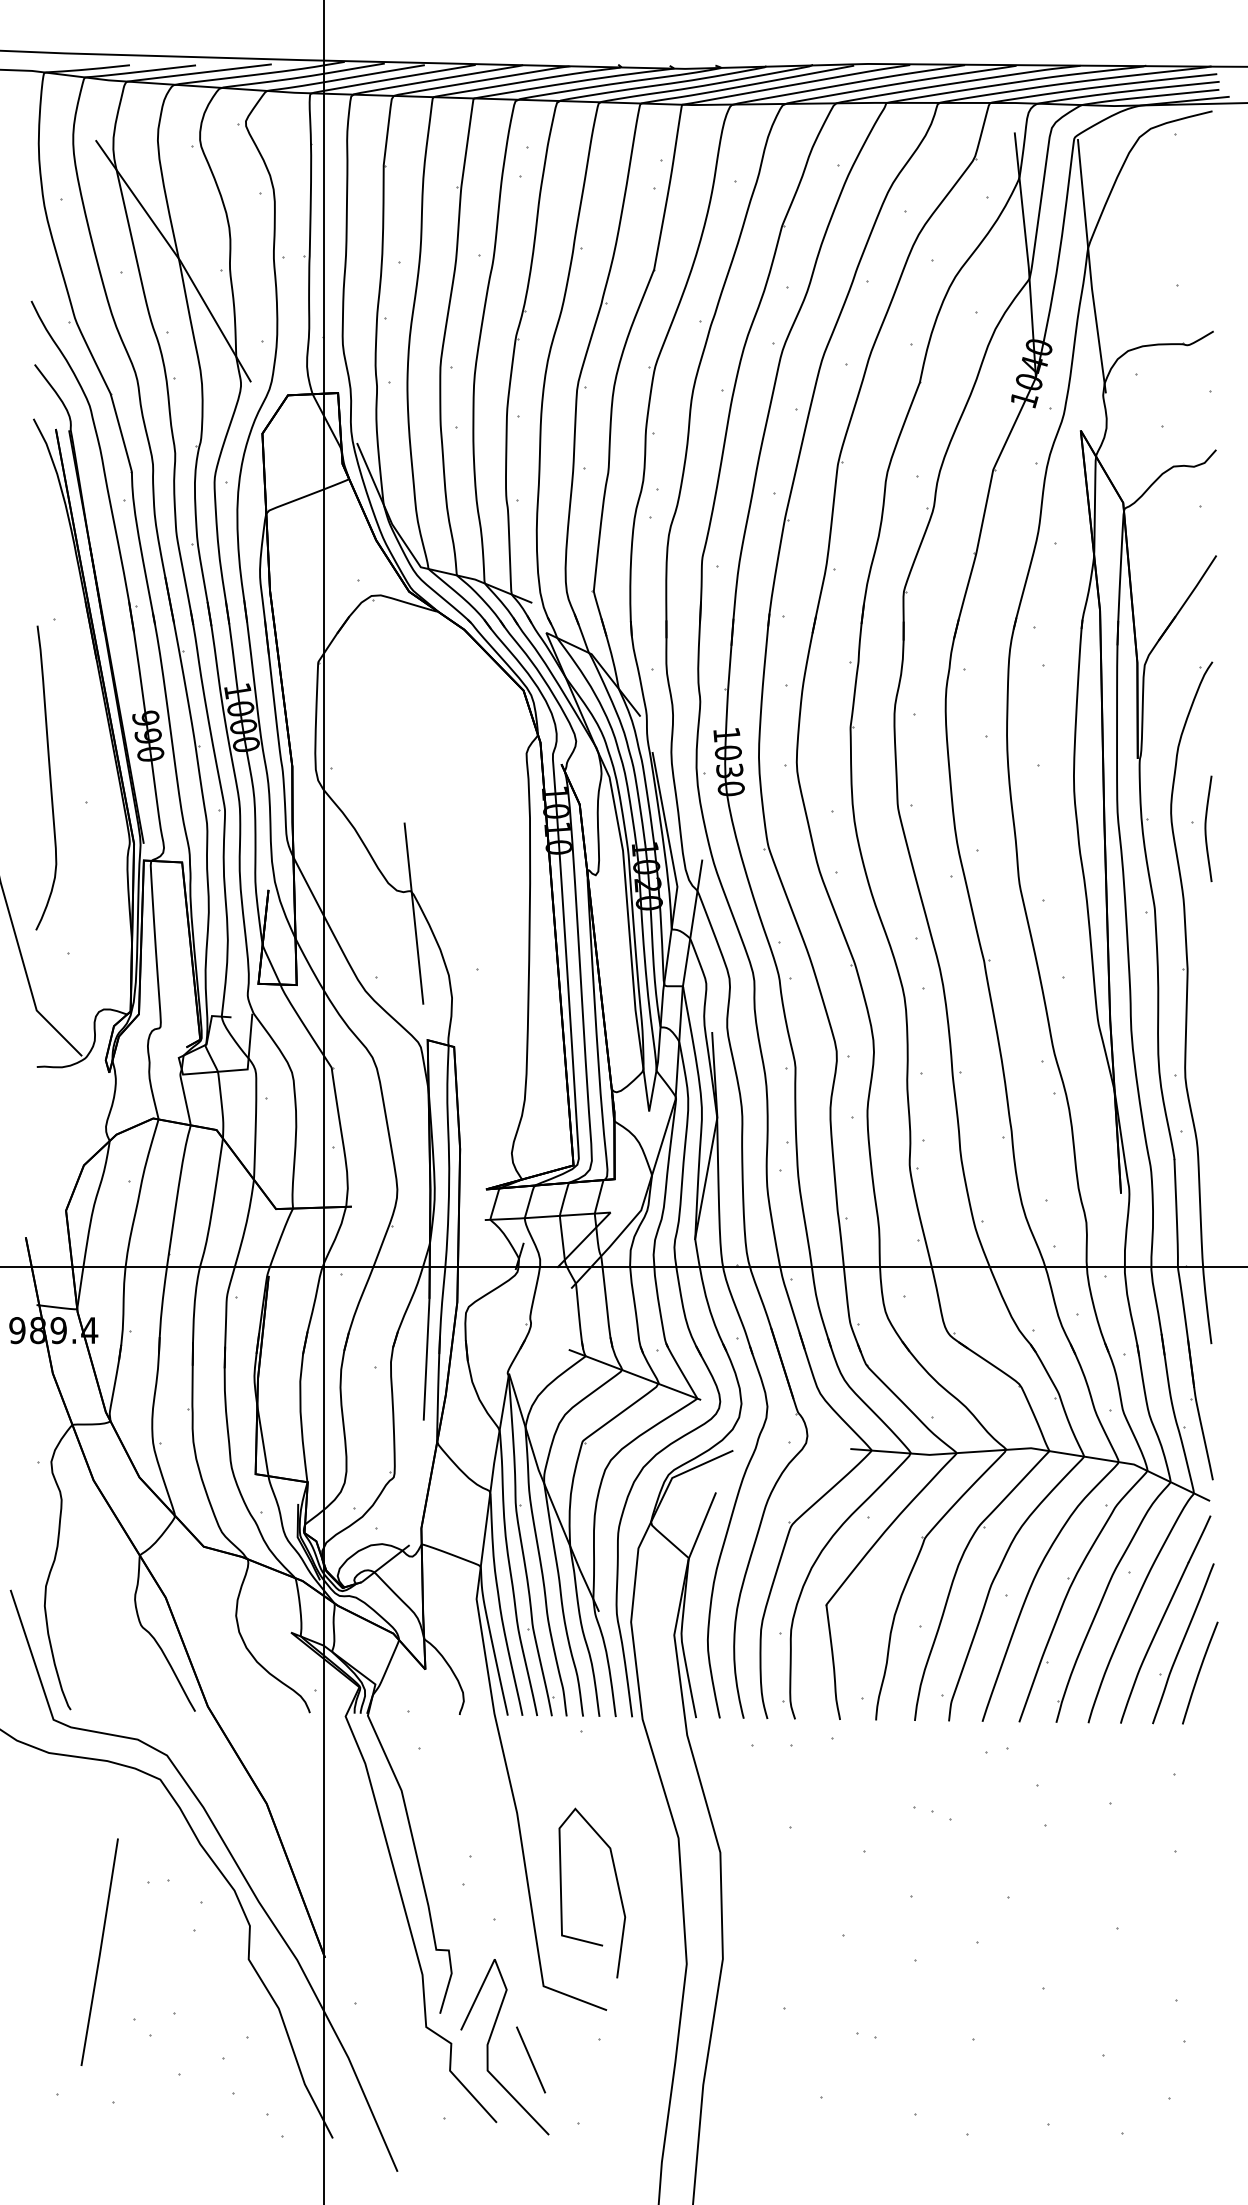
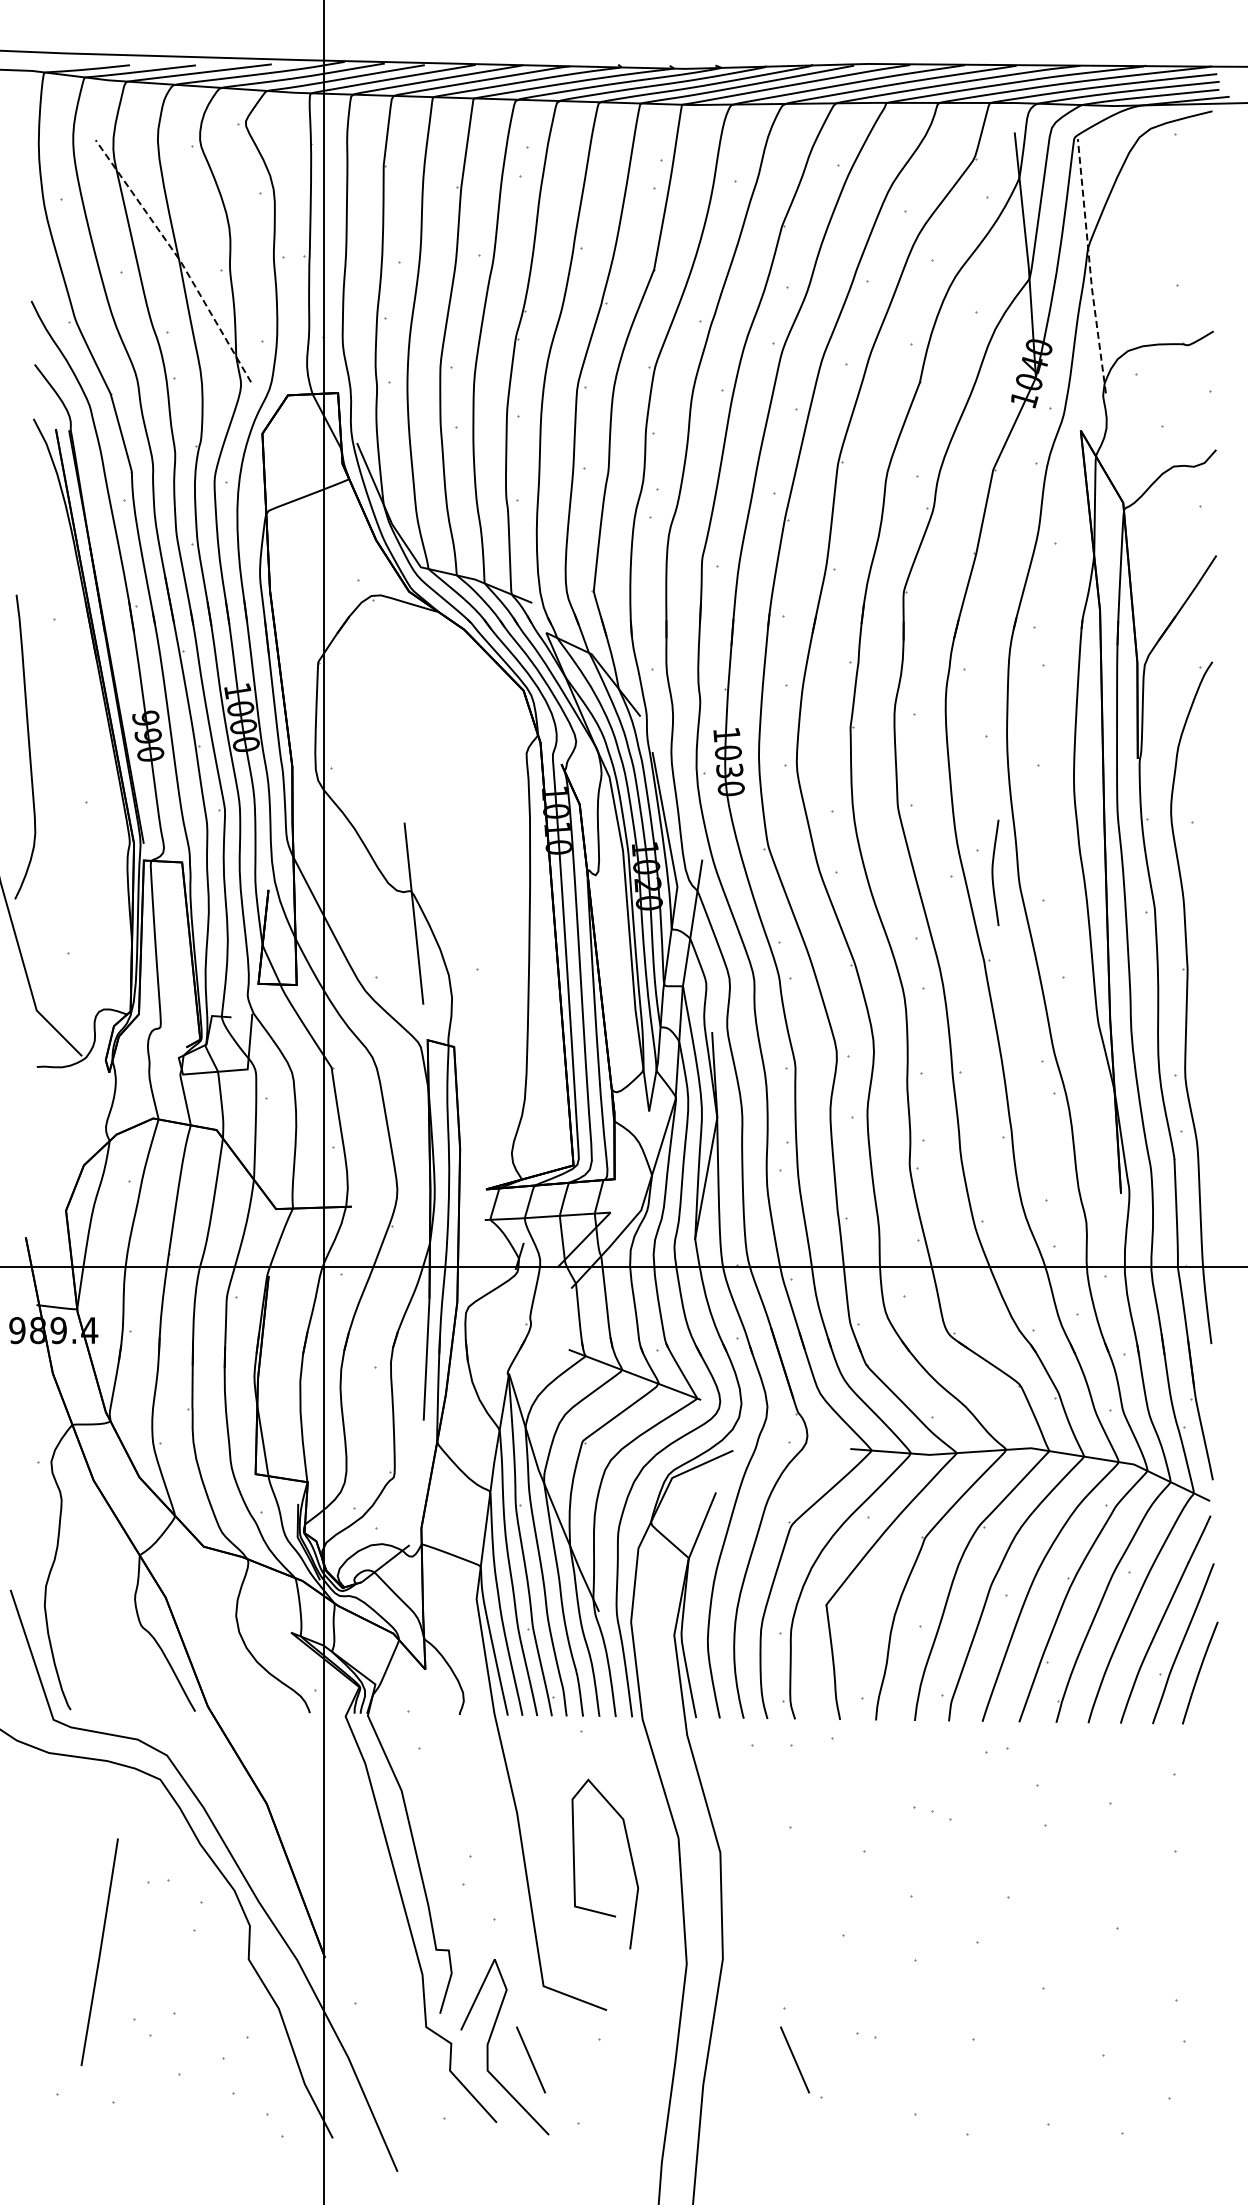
line: solid -> dashed (178, 258)
line: solid -> dashed (1089, 267)
curve position: (49, 777) -> (28, 746) (28, 746)
curve position: (1206, 828) -> (993, 872) (993, 872)
curve position: (617, 1887) -> (630, 1858) (630, 1858)
line: none -> present (795, 2059)
